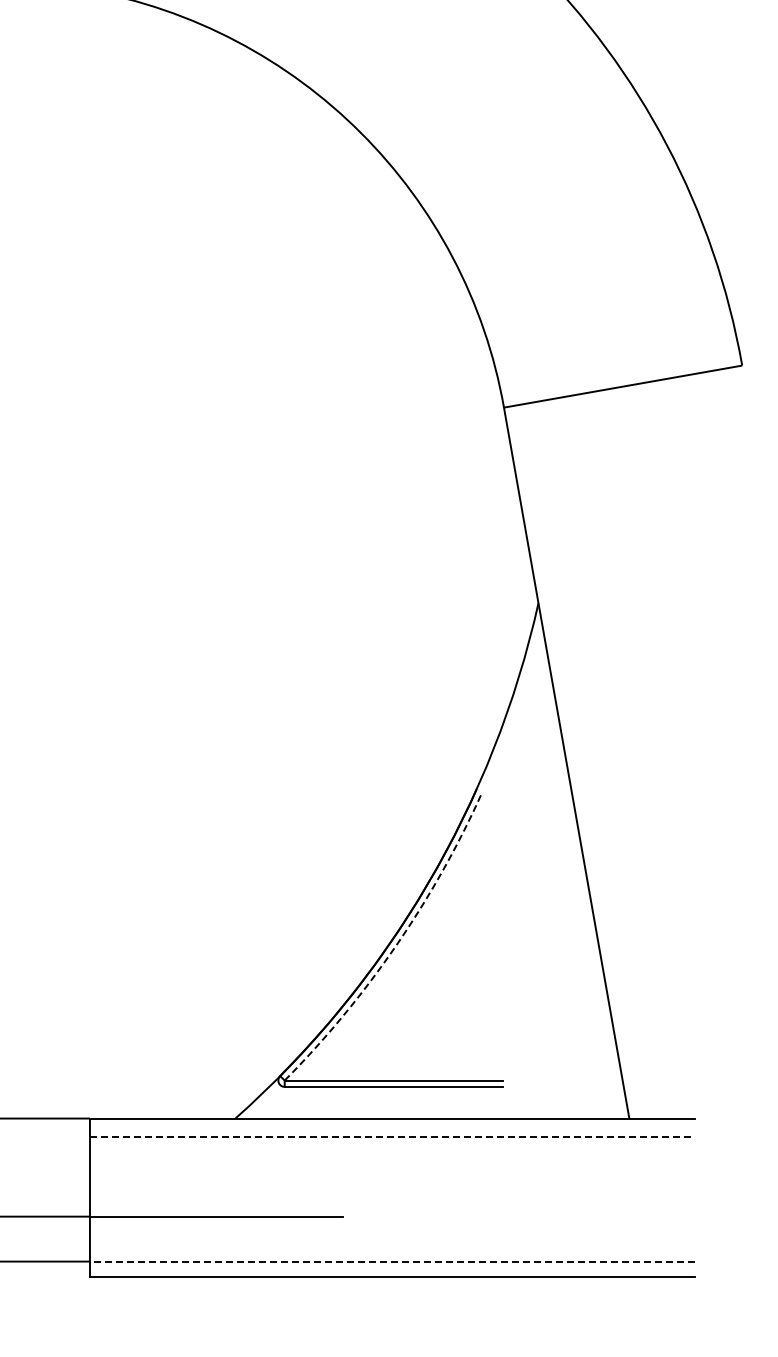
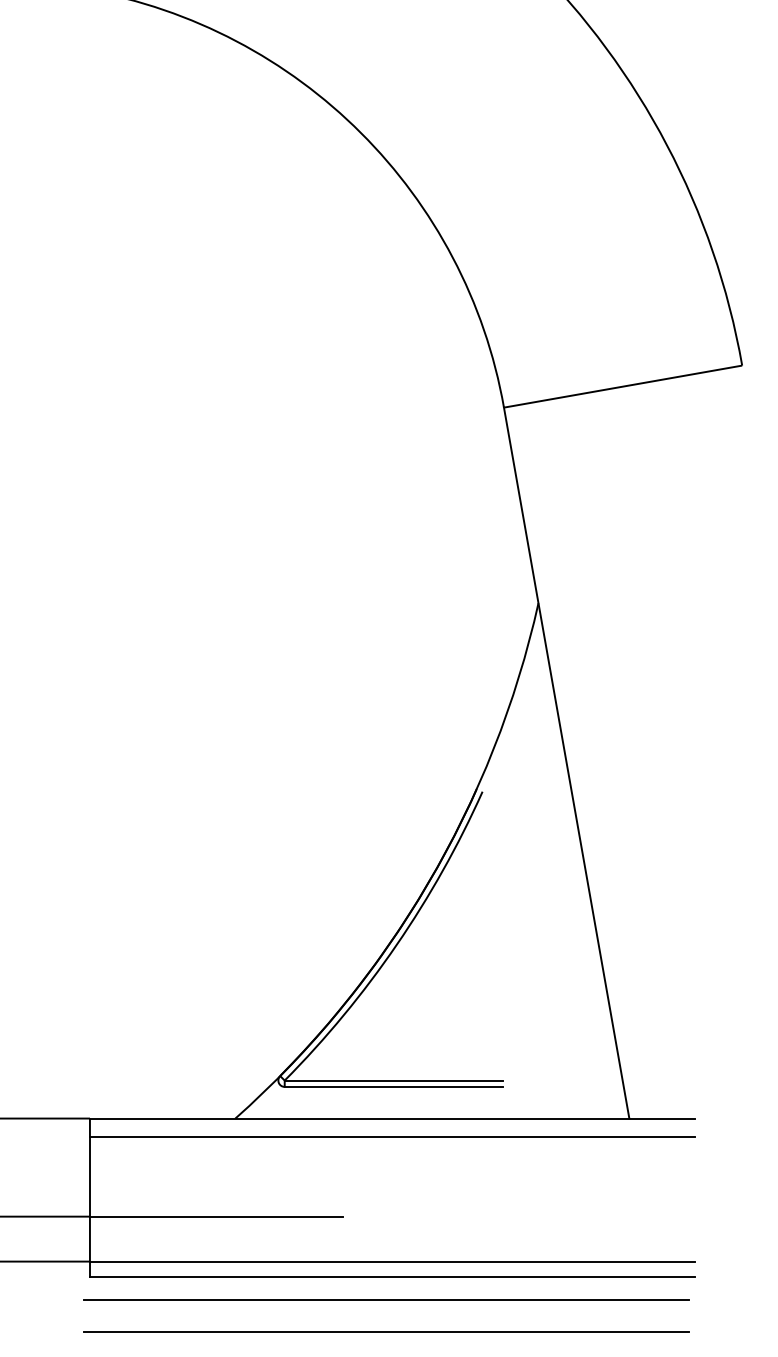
arc: dashed -> solid (396, 945)
line: dashed -> solid (392, 1137)
line: dashed -> solid (391, 1261)
line: none -> present (386, 1299)
line: none -> present (386, 1331)
